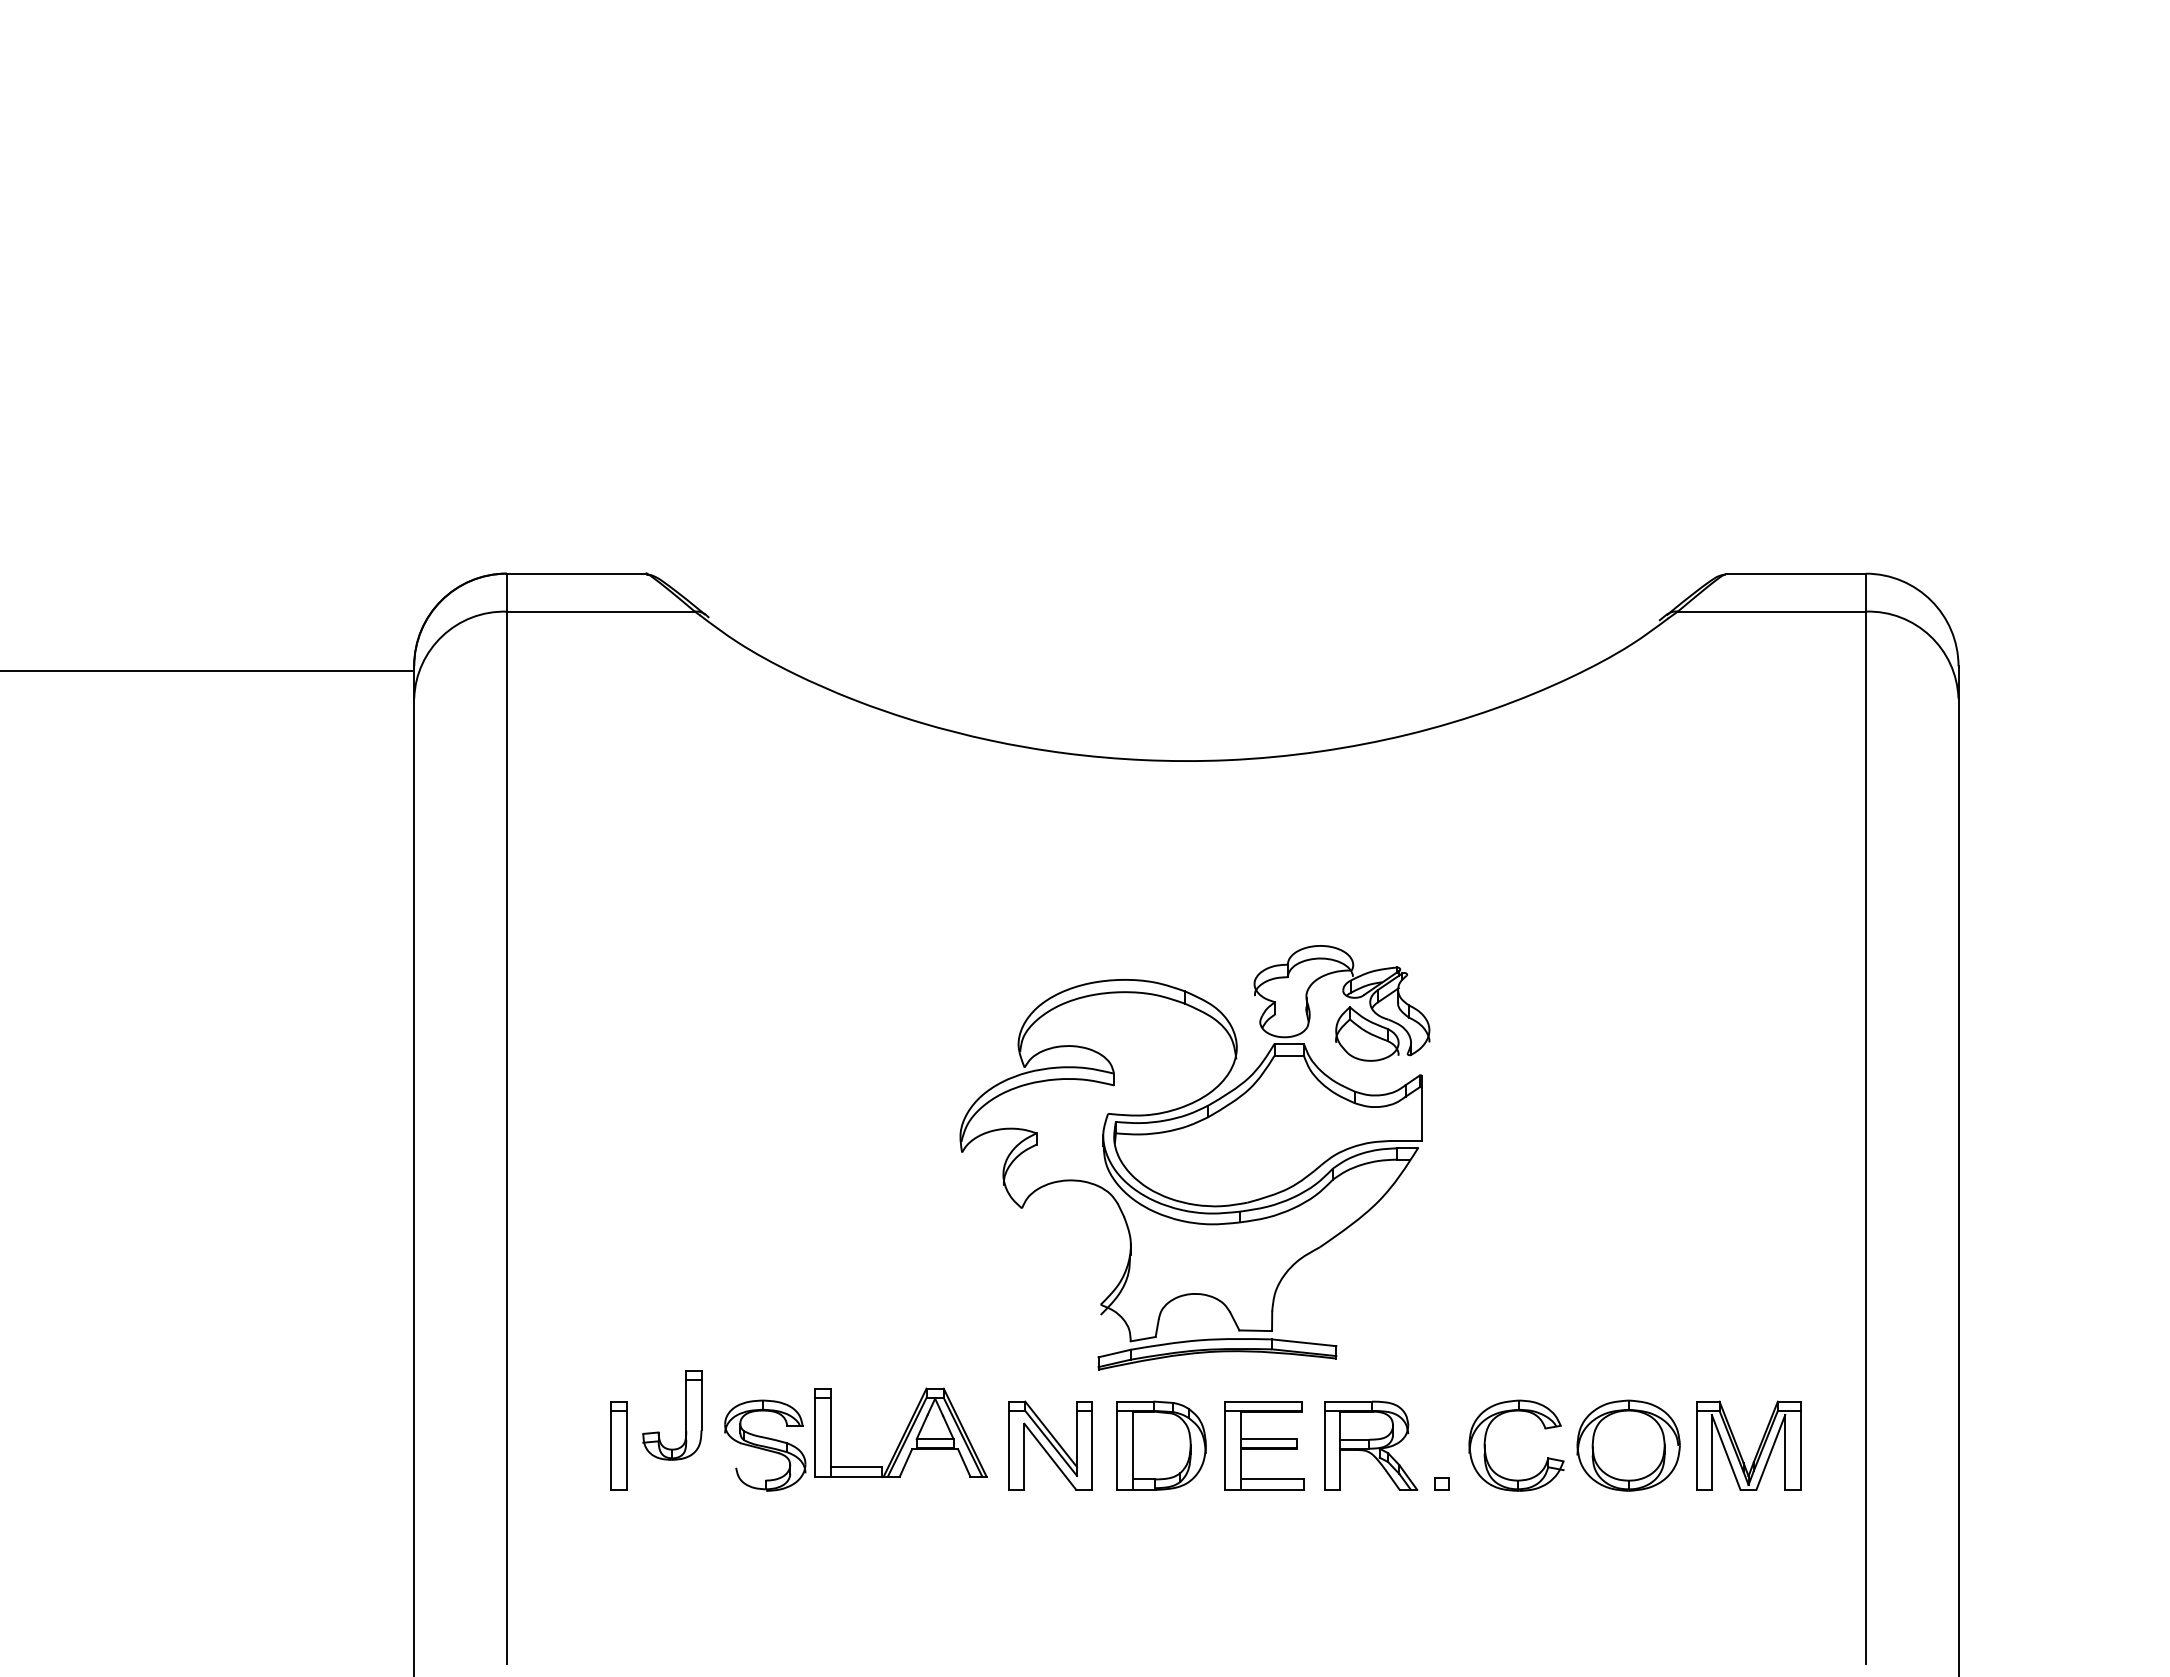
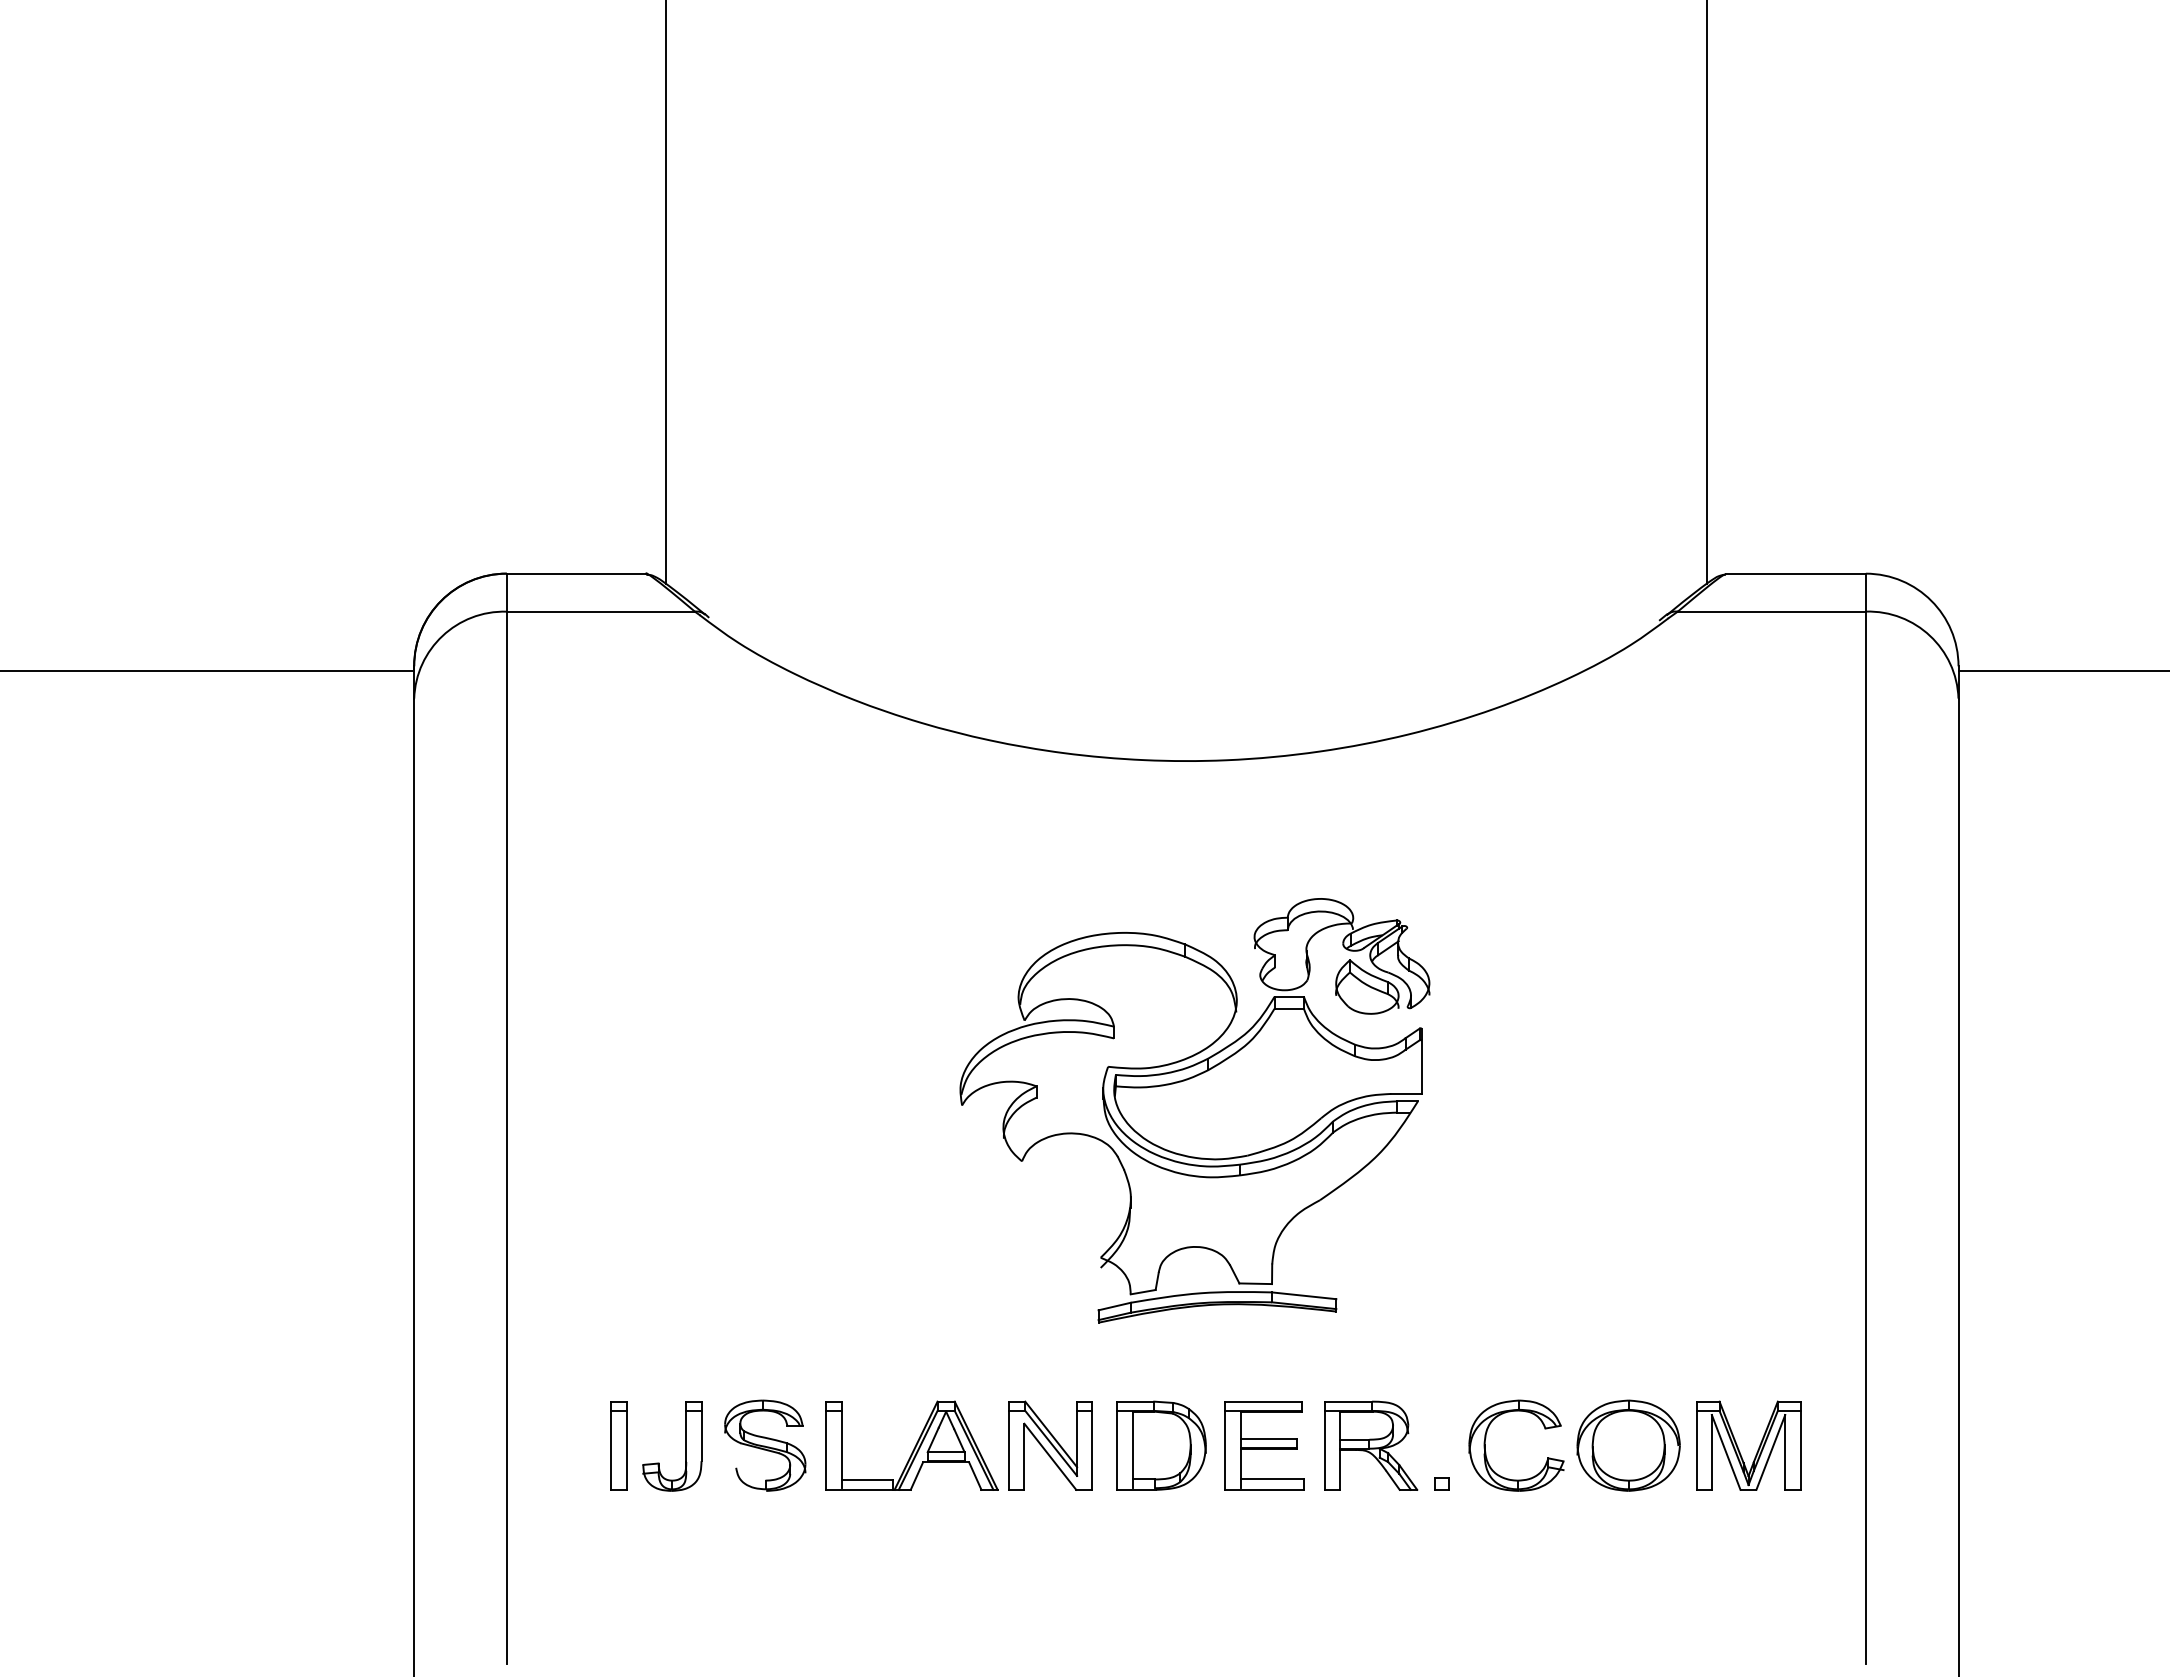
line: none -> present (665, 292)
line: none -> present (1706, 292)
line: none -> present (2062, 671)
part position: (1194, 1157) -> (1194, 1110) (1194, 1110)
part position: (685, 1415) -> (685, 1446) (685, 1446)
part position: (900, 1432) -> (911, 1445) (911, 1445)
